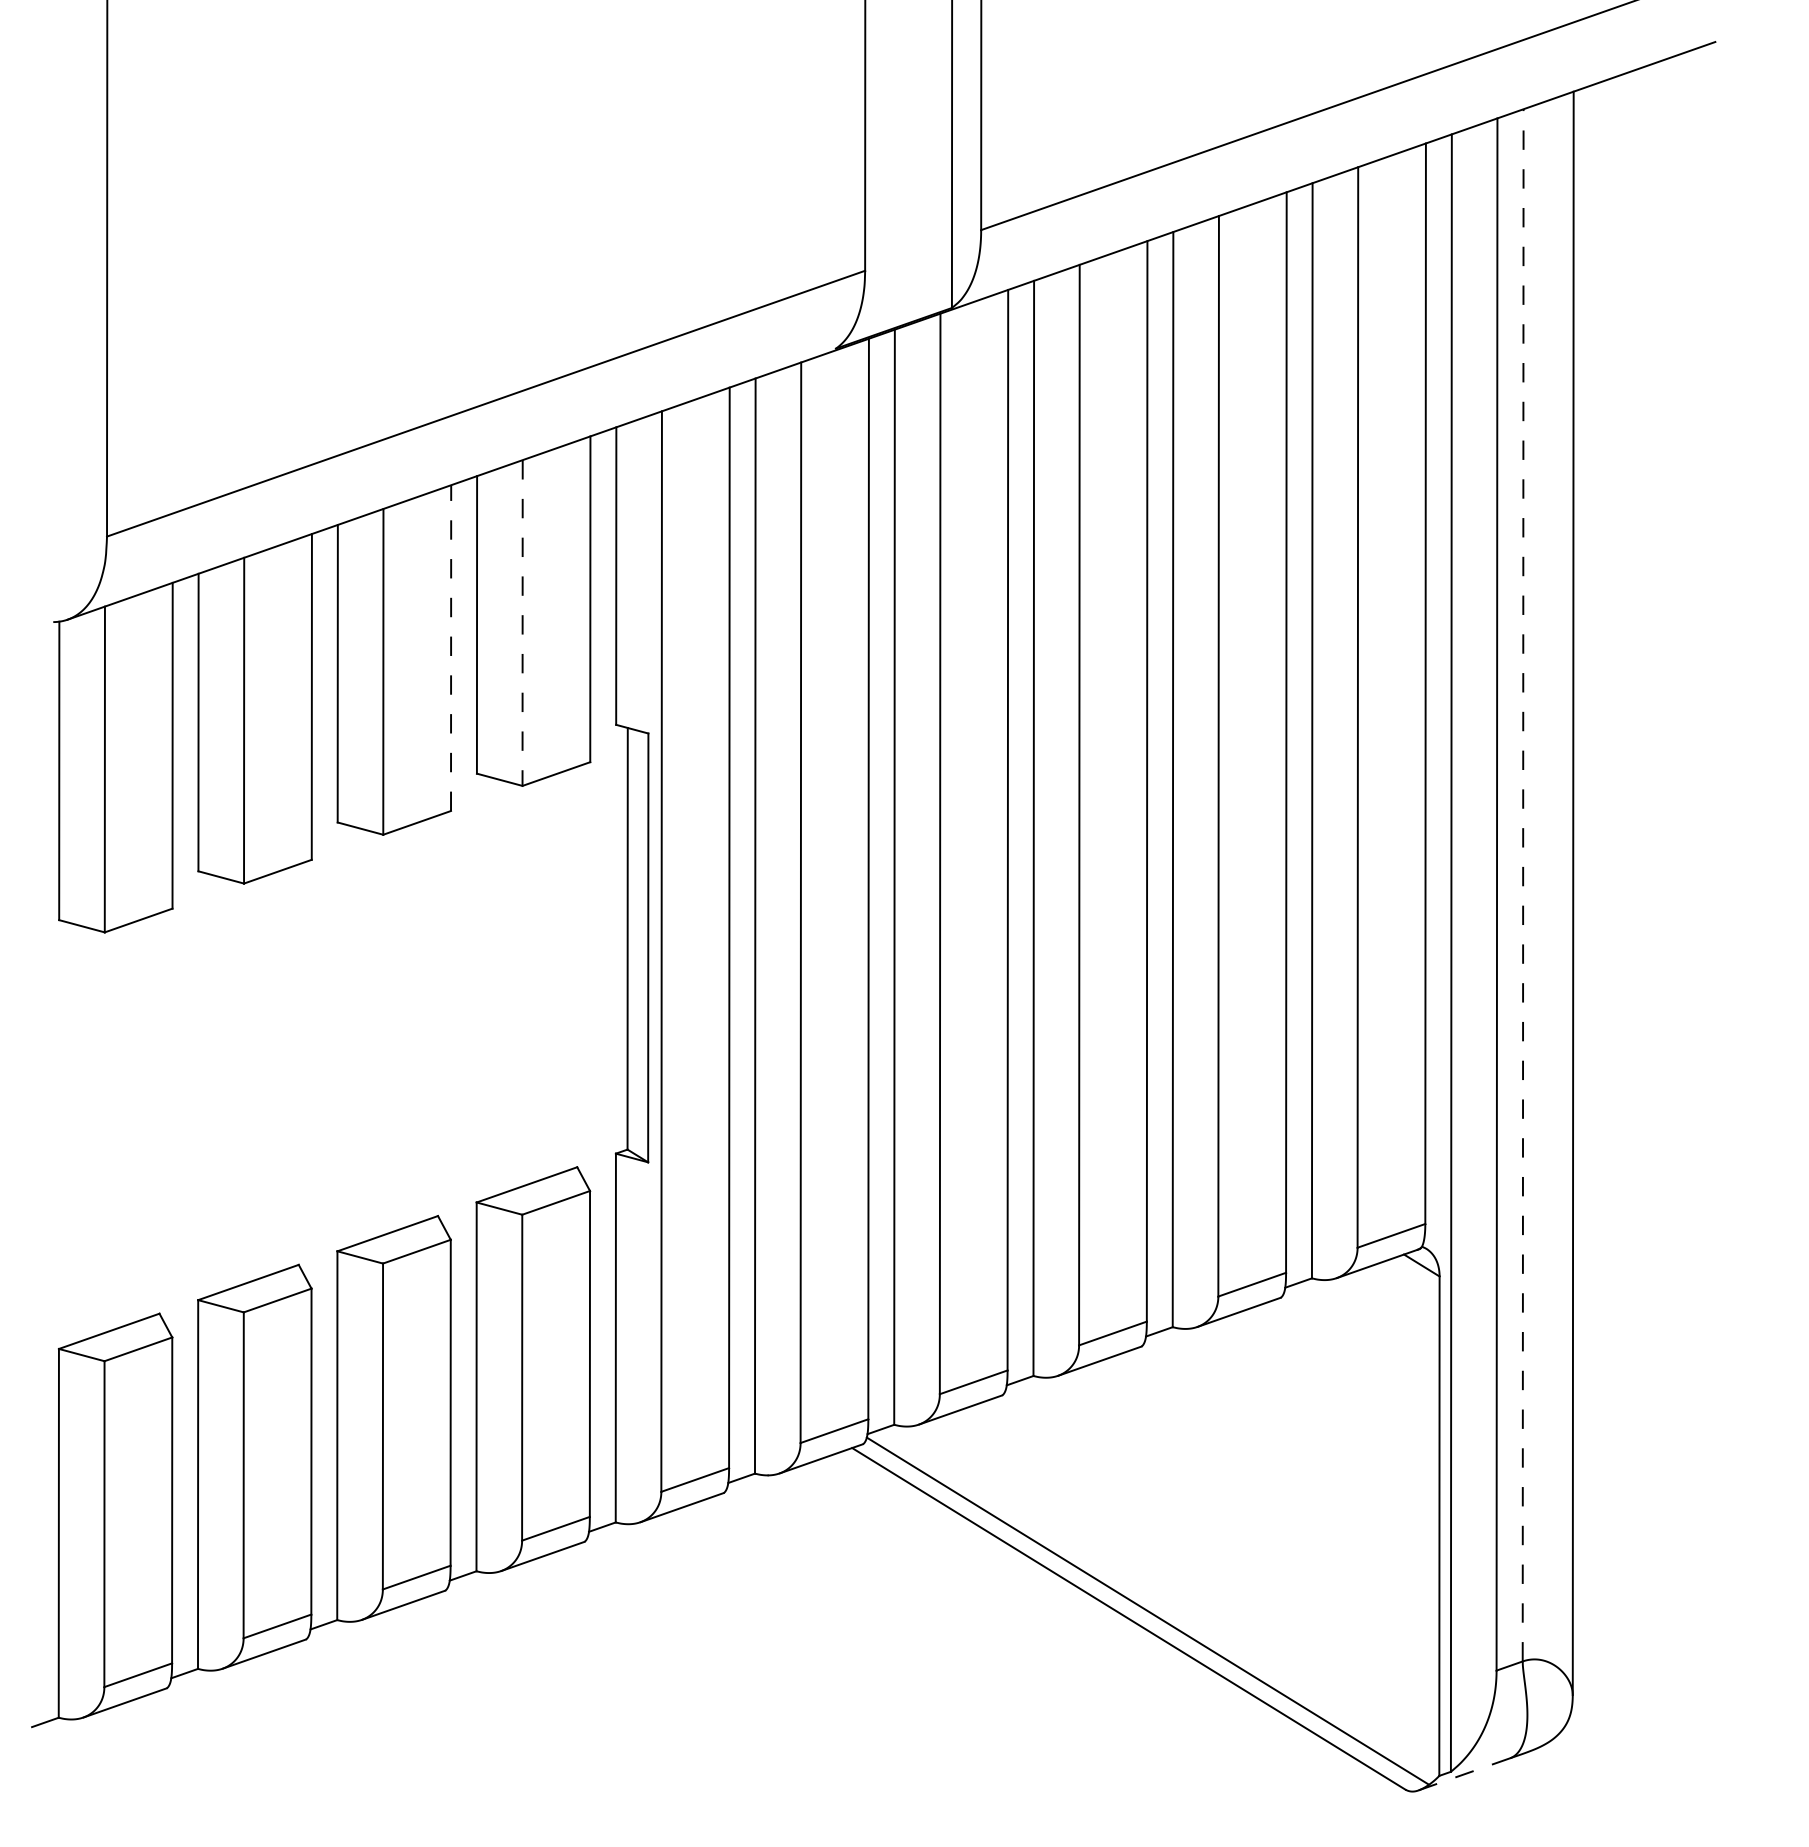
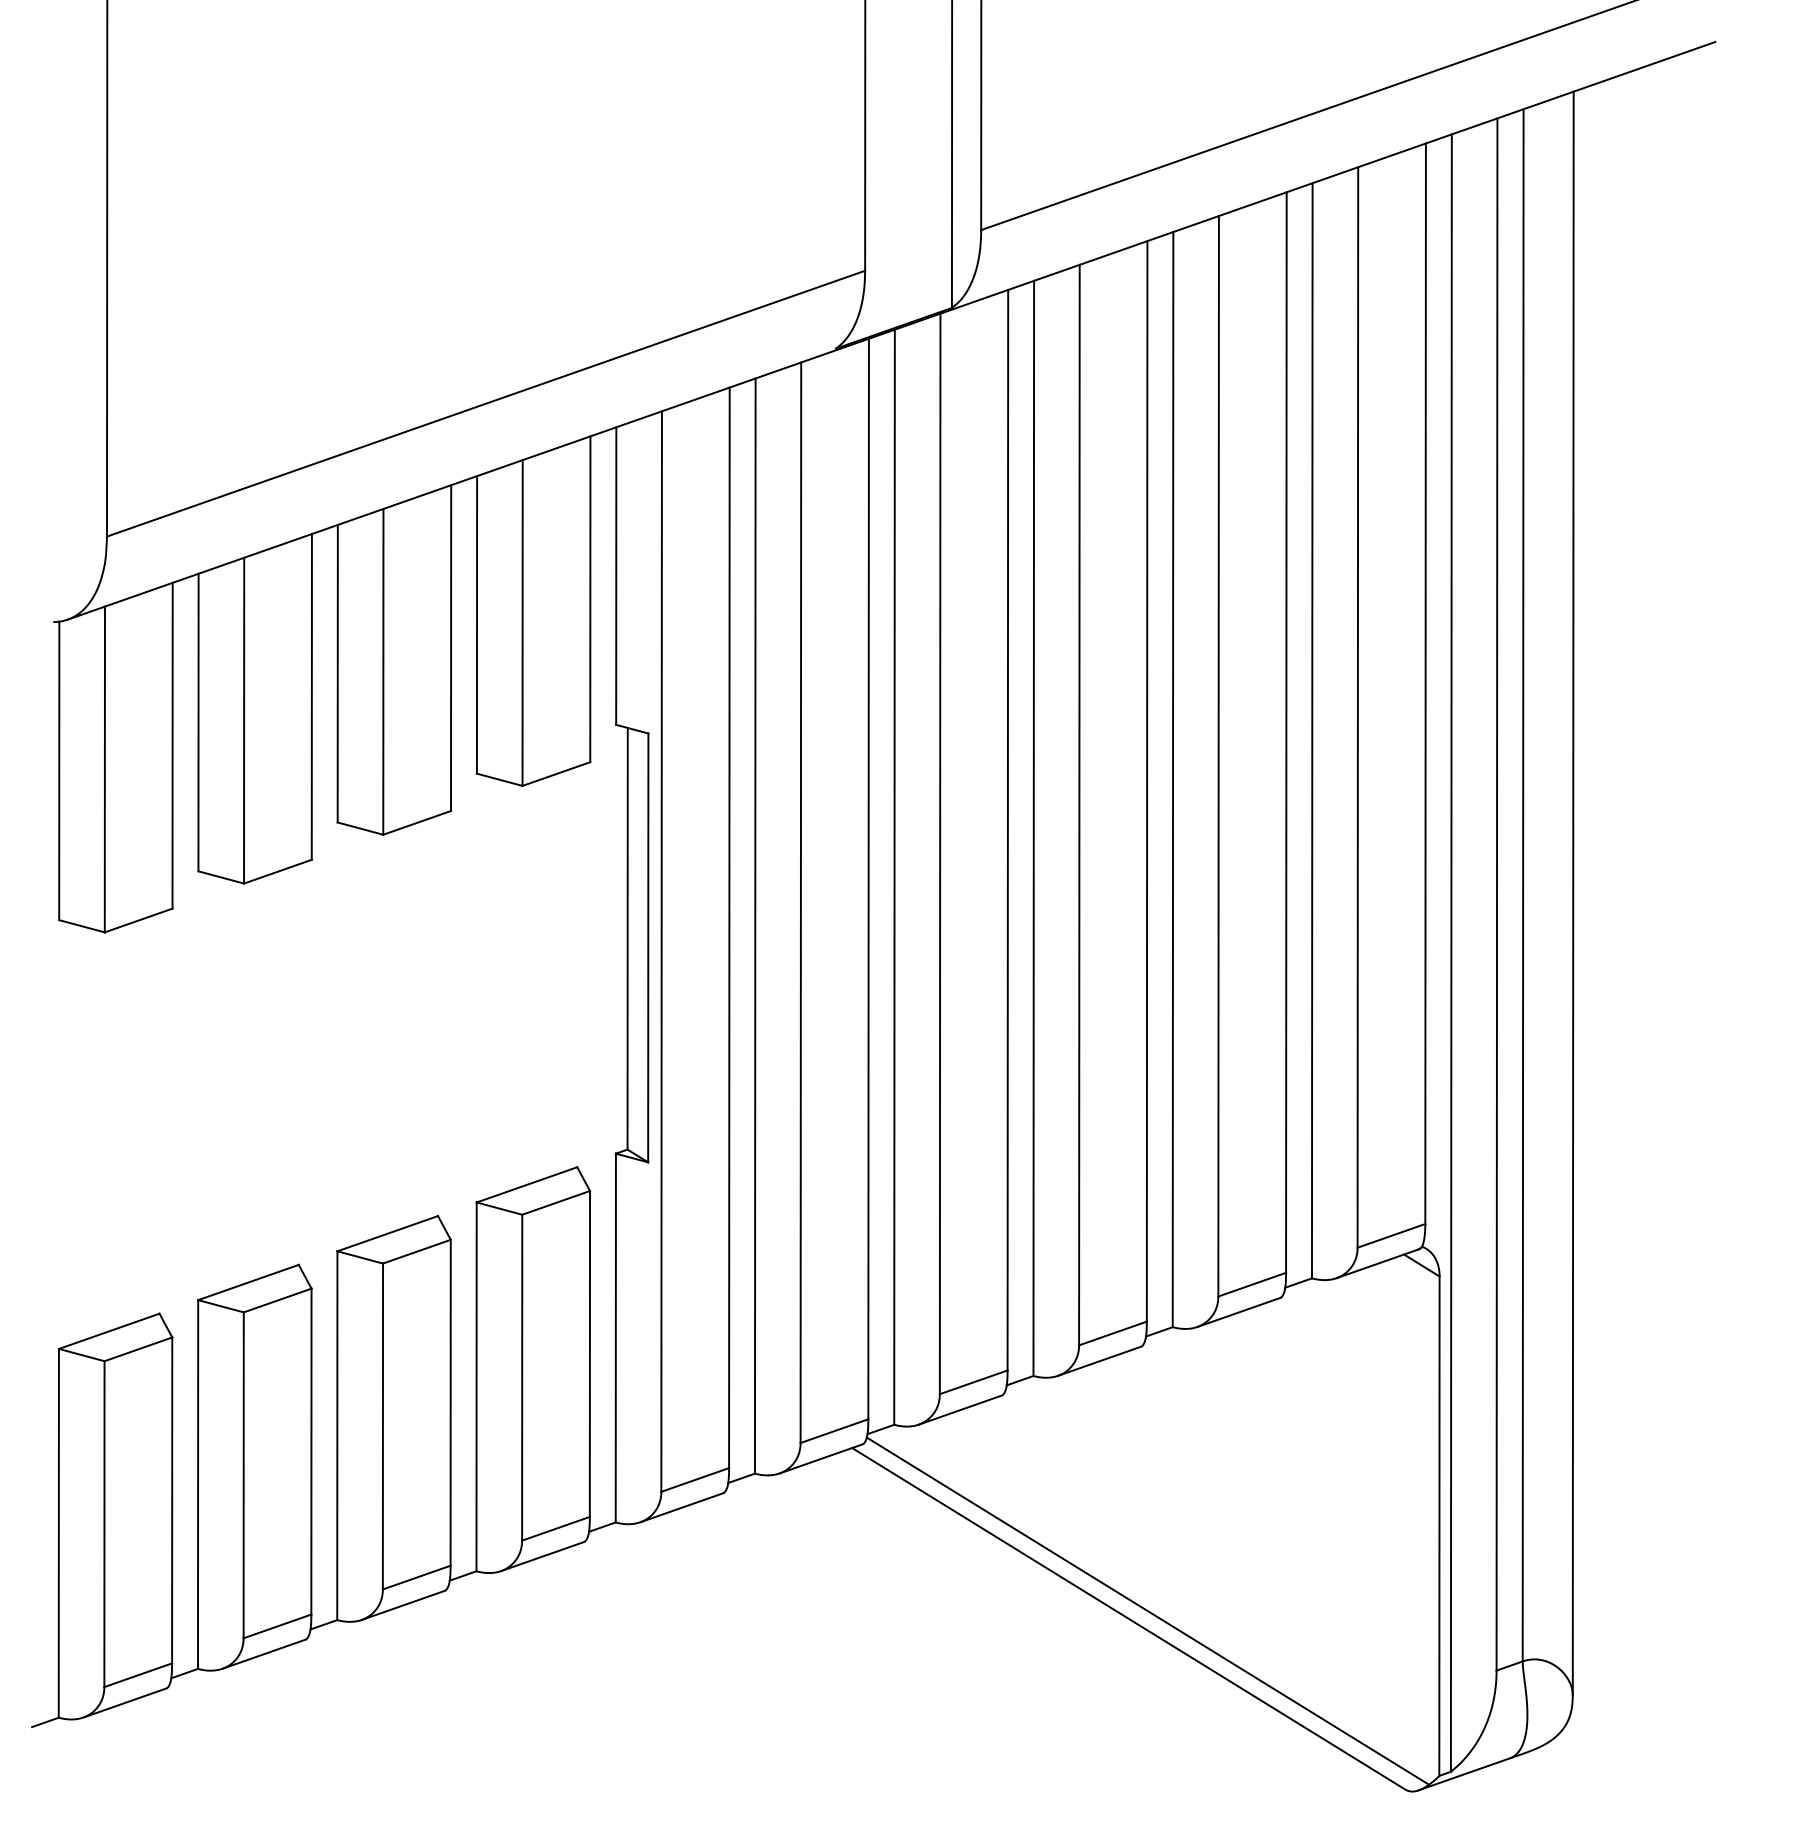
line: dashed -> solid (522, 623)
line: dashed -> solid (451, 648)
line: dashed -> solid (1523, 884)
line: dashed -> solid (1464, 1774)
